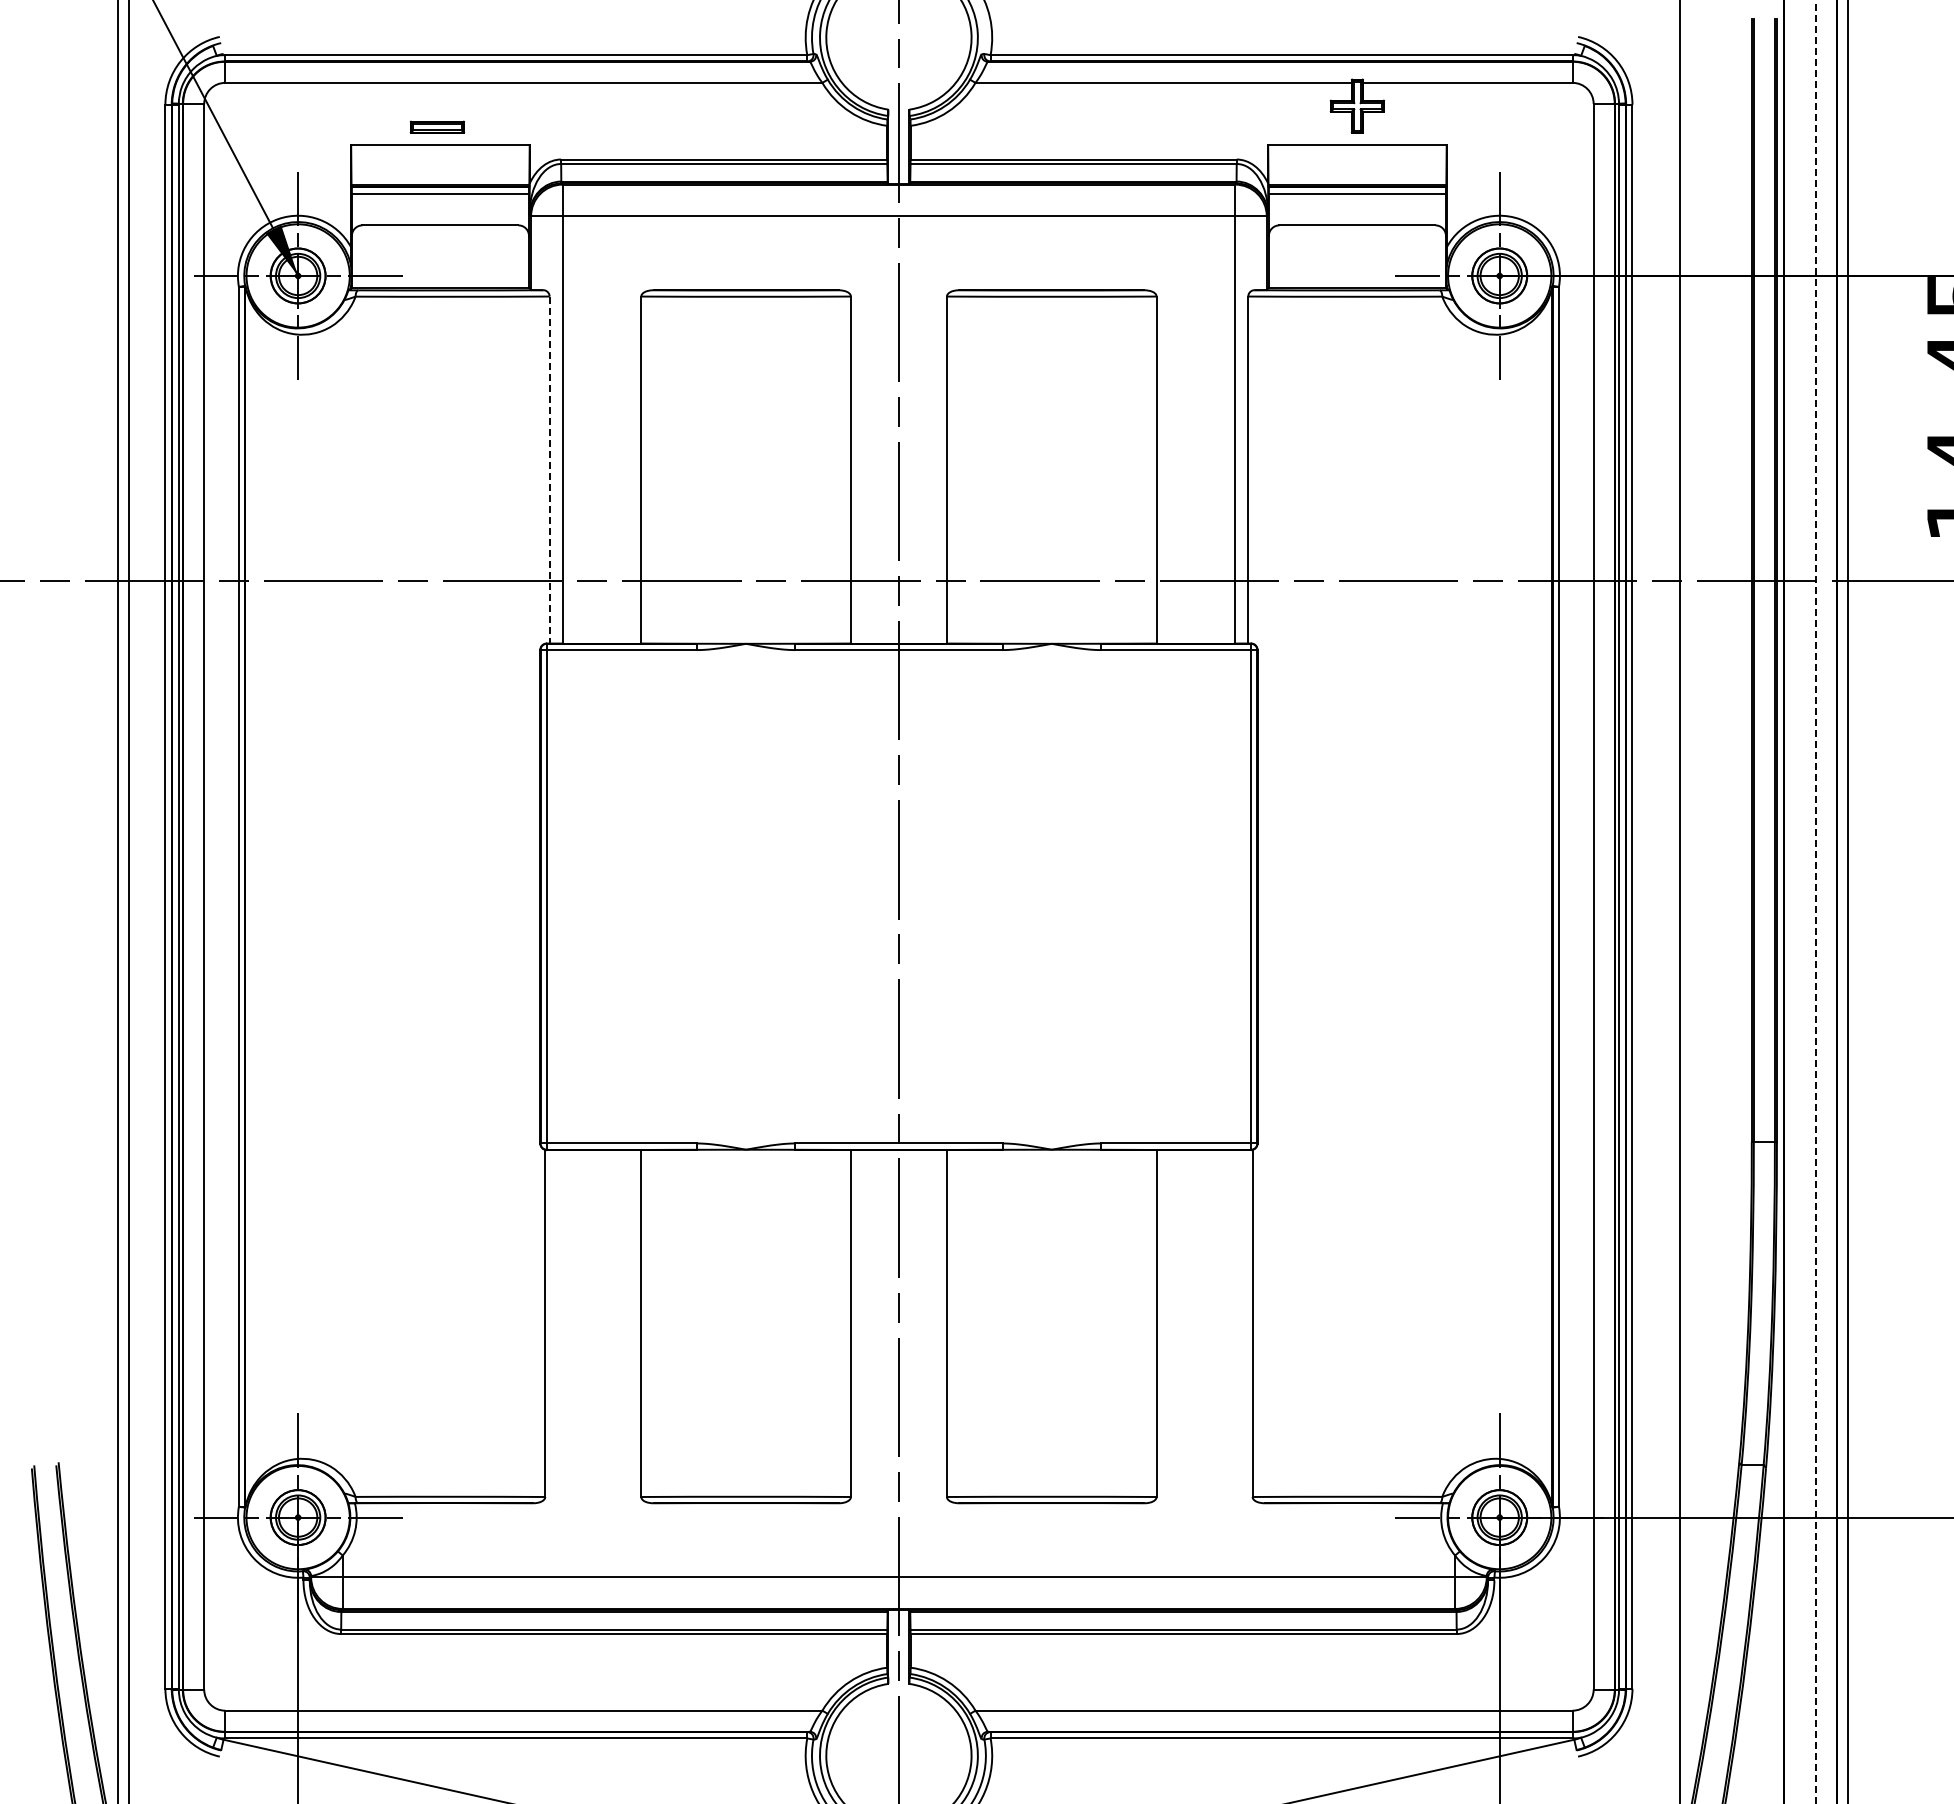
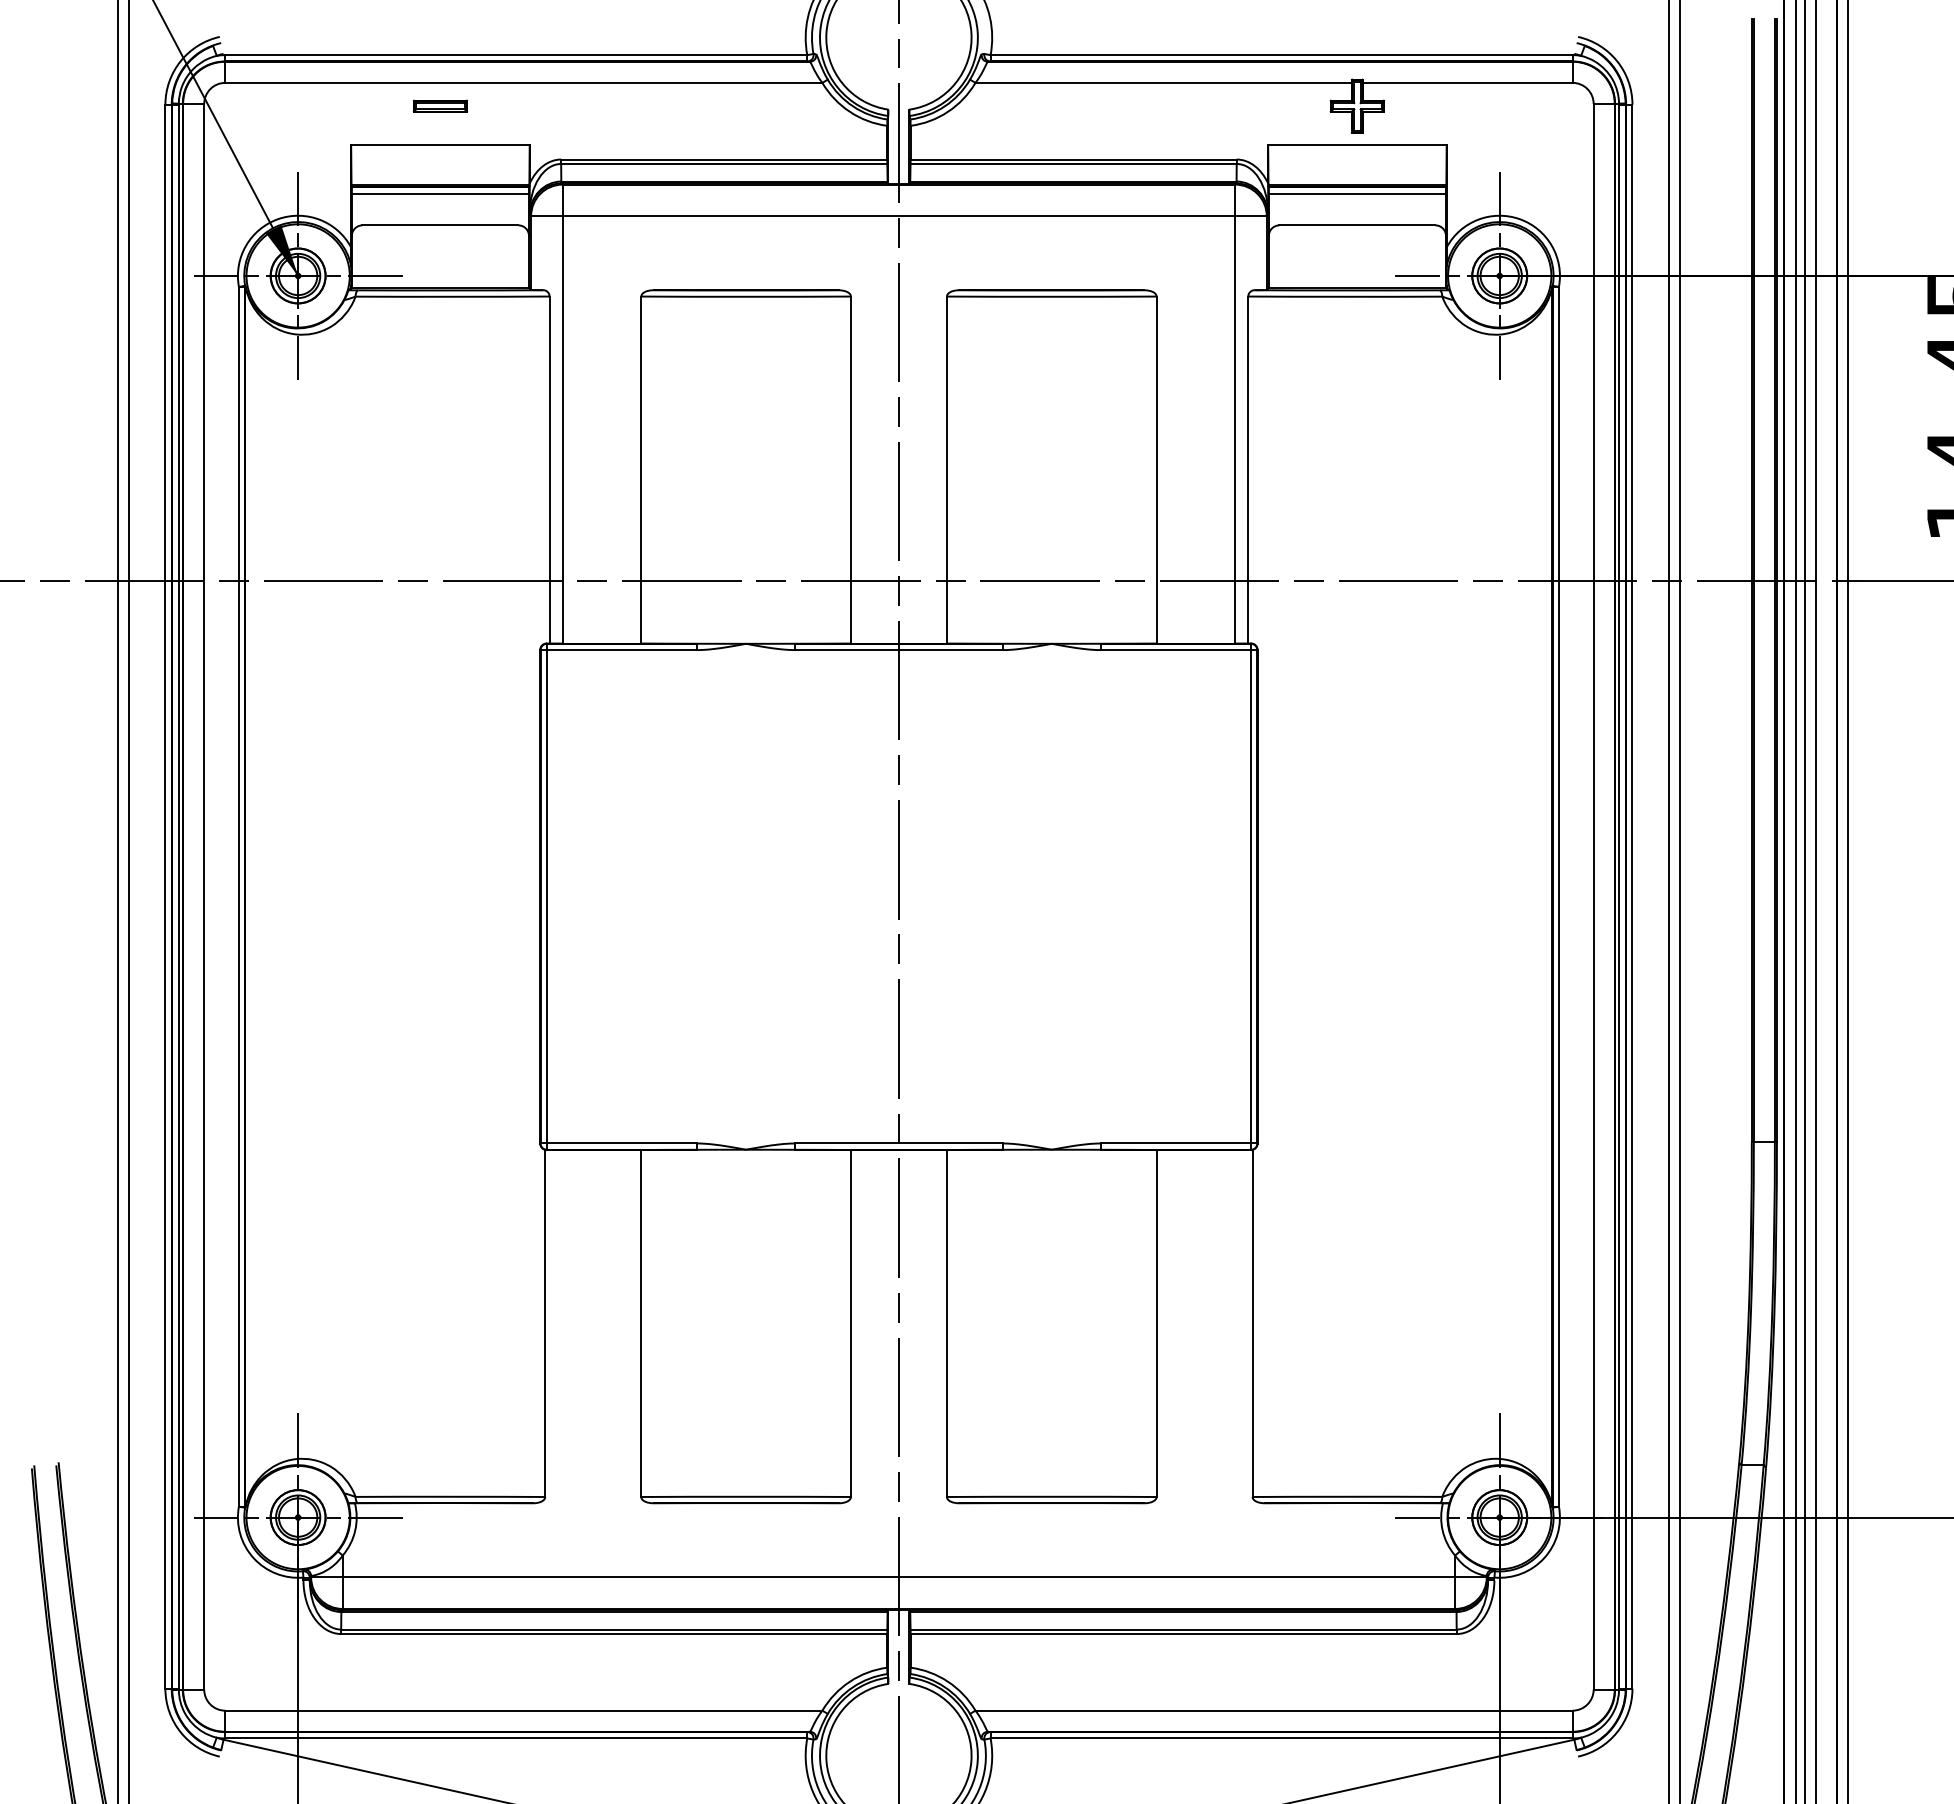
part position: (437, 126) -> (440, 105) (440, 105)
line: dashed -> solid (549, 470)
line: none -> present (1669, 901)
line: none -> present (1795, 901)
line: none -> present (1804, 901)
line: dashed -> solid (1816, 902)
